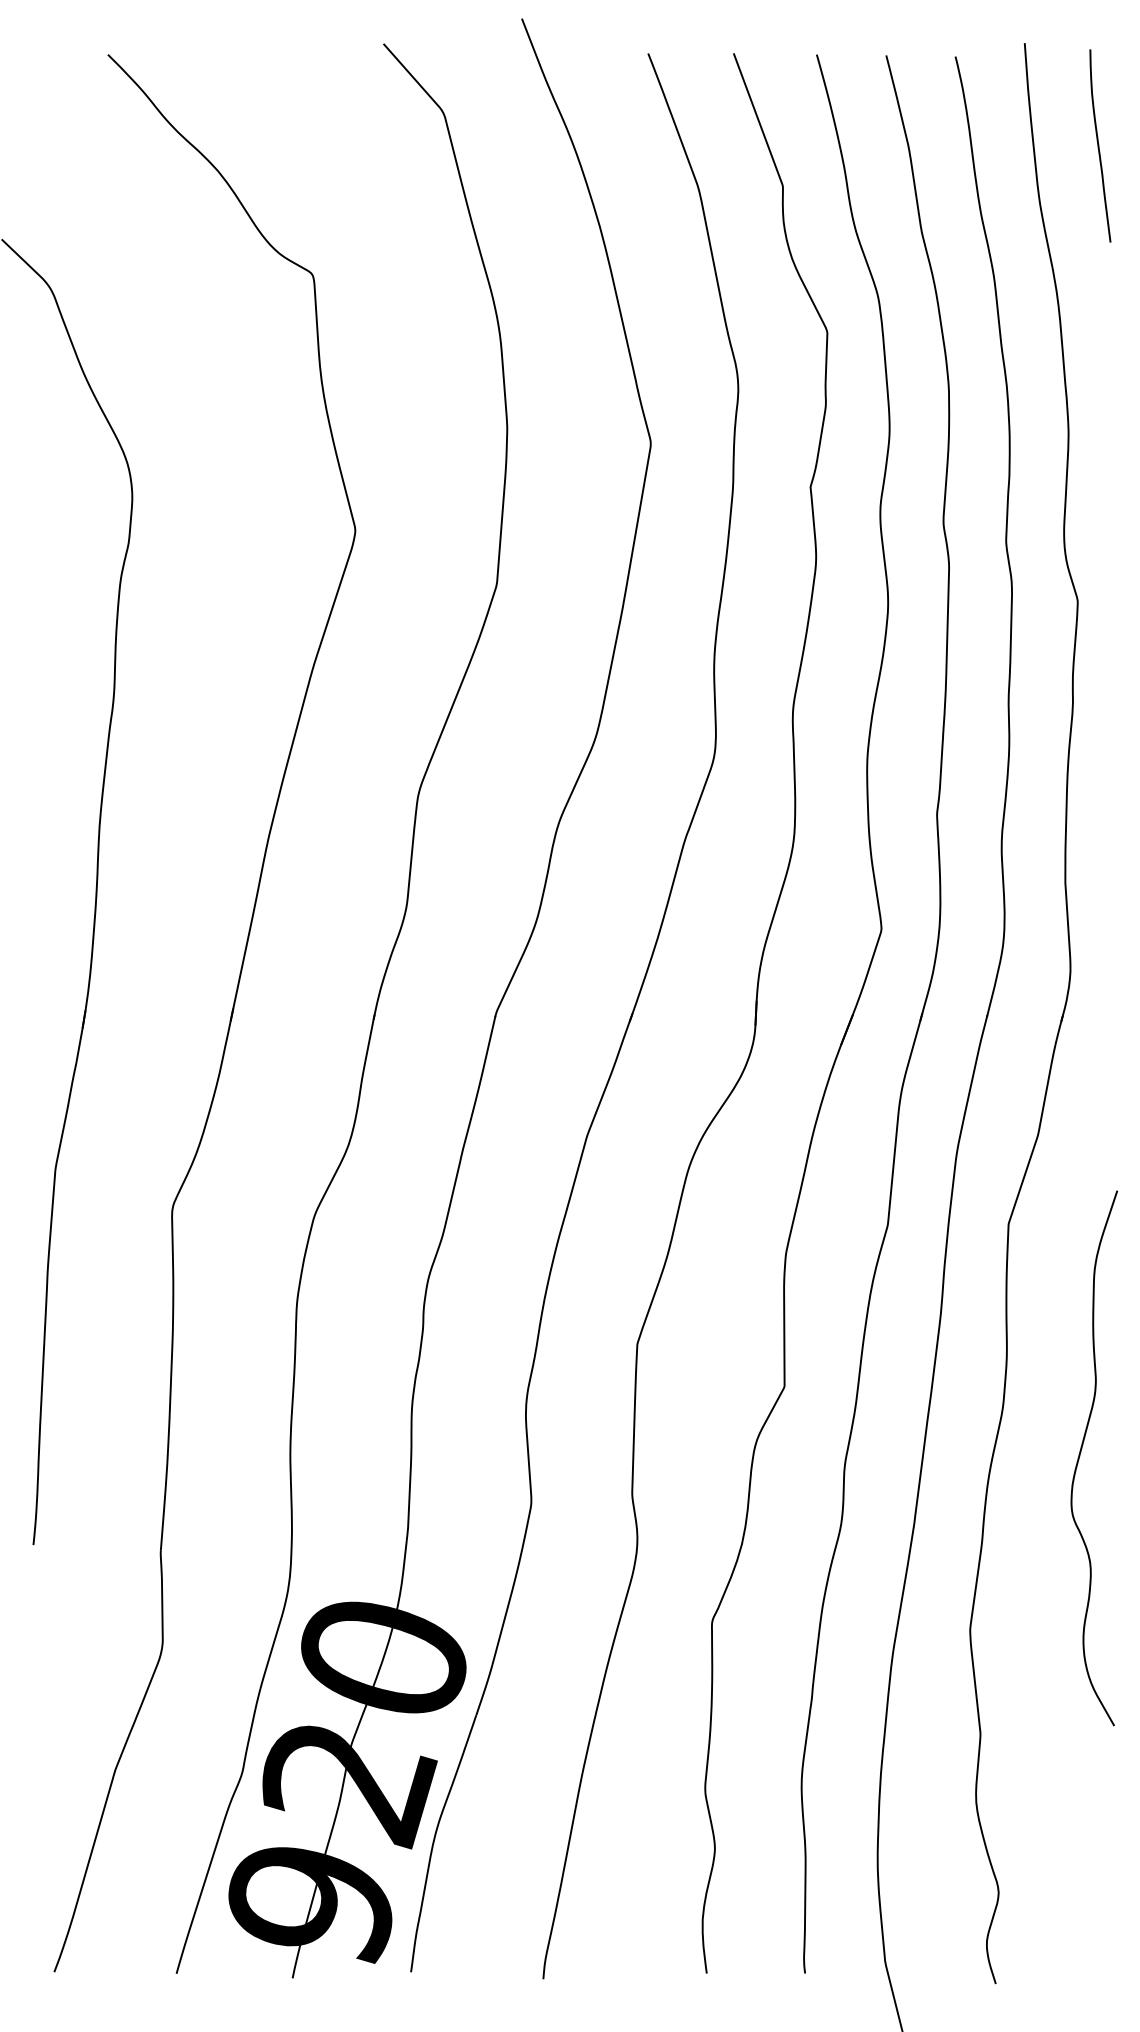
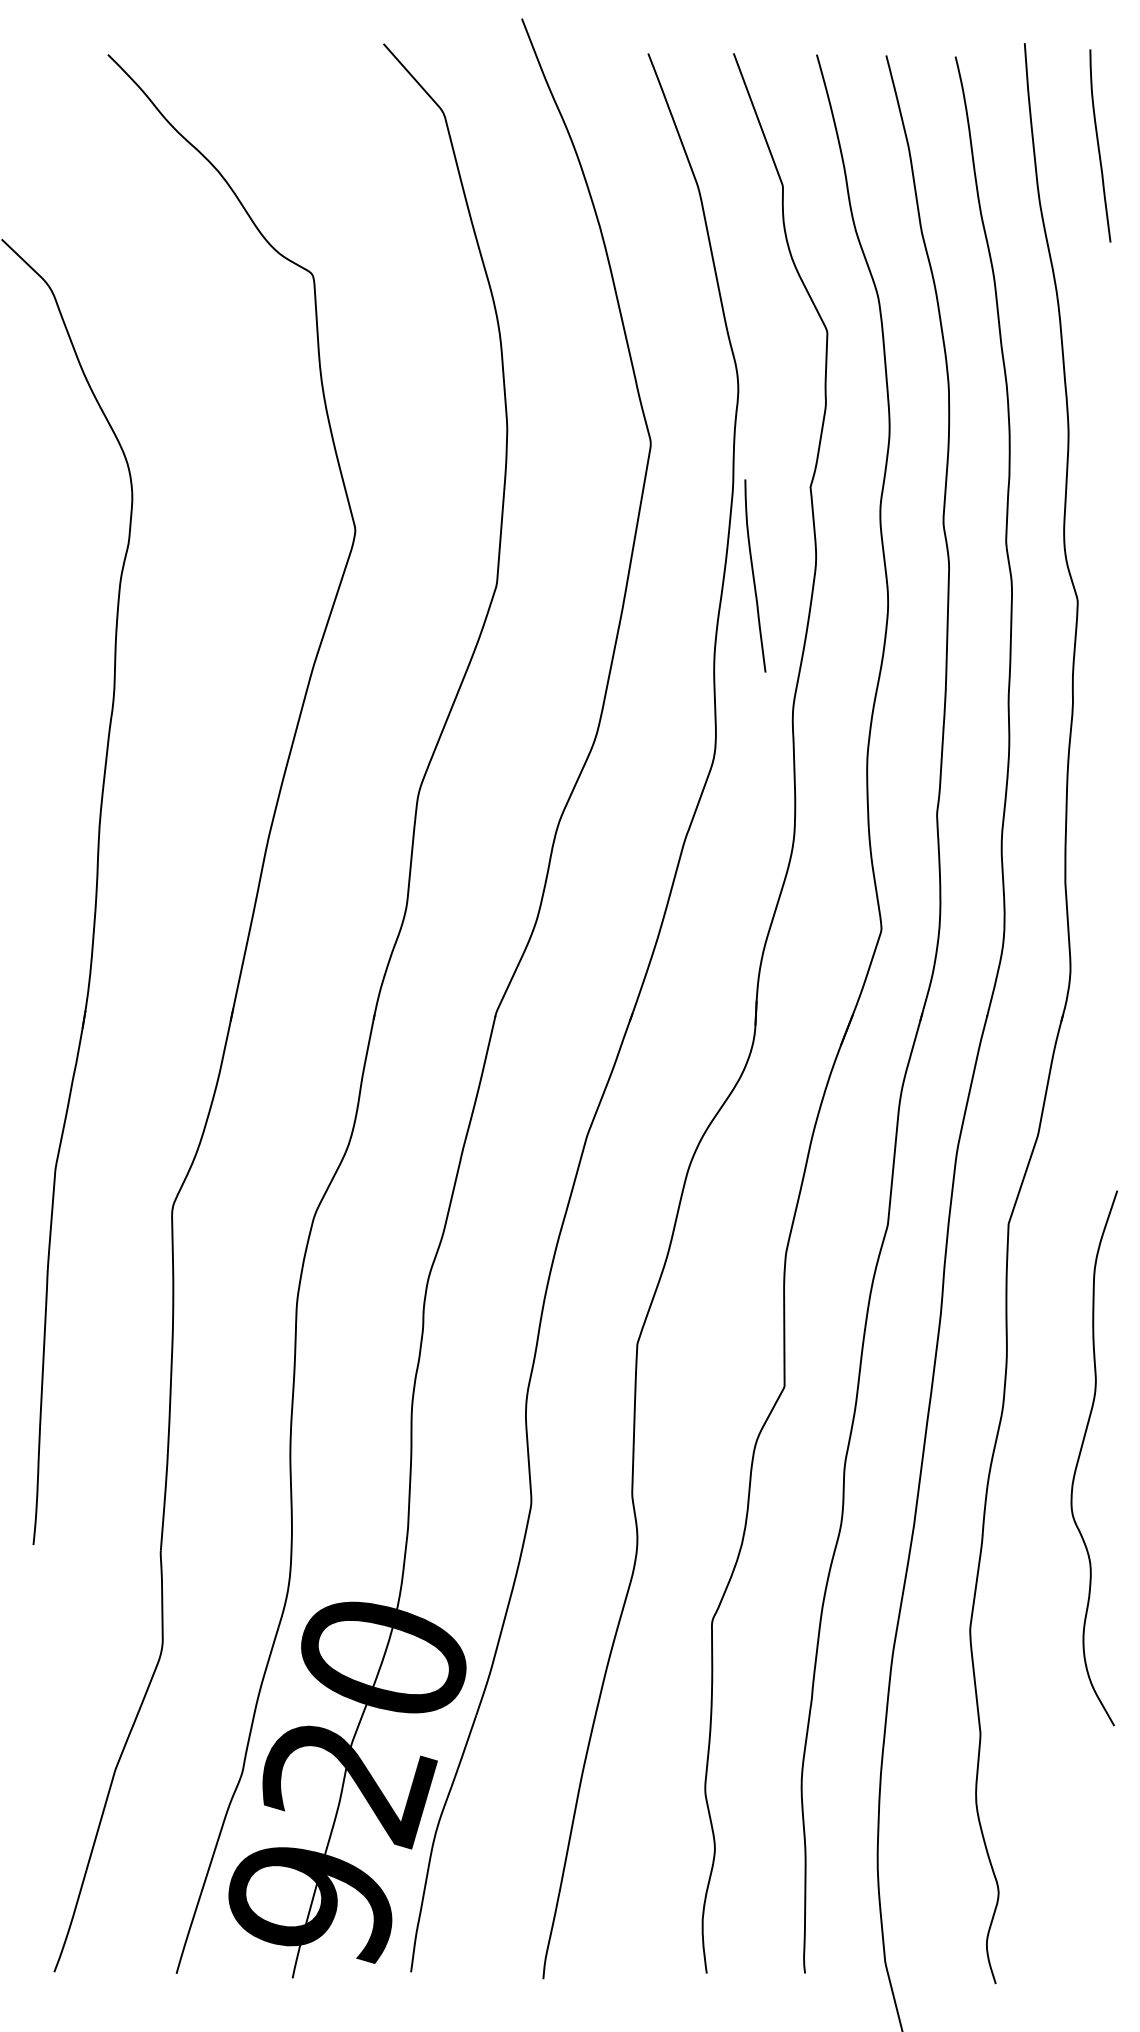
curve: none -> present (754, 575)
